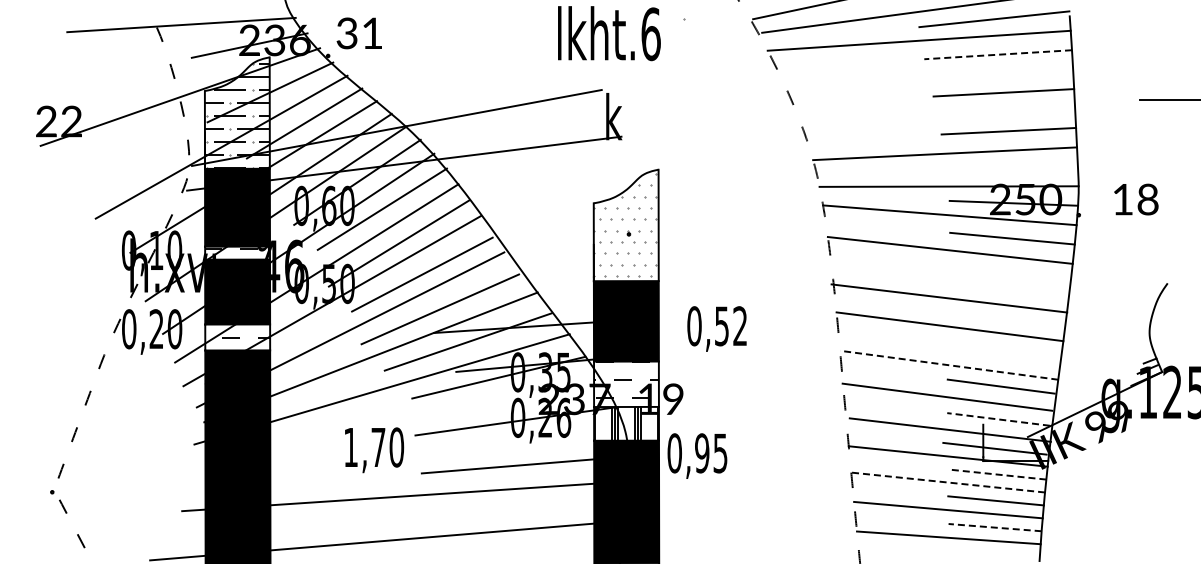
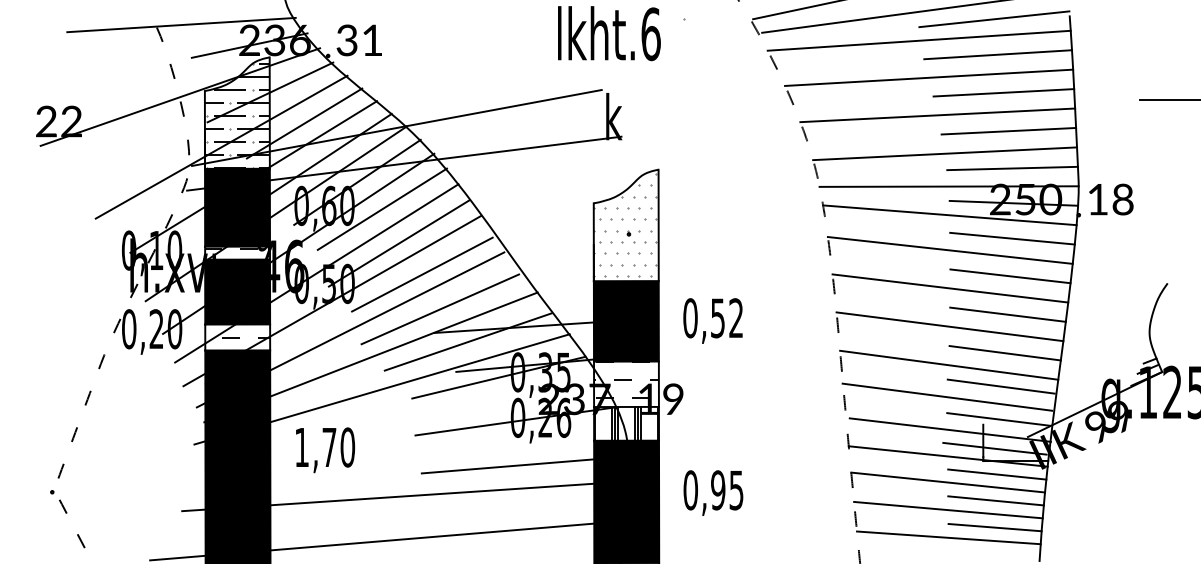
text position: (358, 33) -> (358, 40) (358, 40)
line: dashed -> solid (998, 54)
line: none -> present (929, 77)
line: none -> present (937, 115)
line: none -> present (1012, 168)
text position: (1136, 199) -> (1111, 199) (1111, 199)
line: none -> present (1010, 276)
line position: (949, 298) -> (950, 288) (950, 288)
line: none -> present (1007, 314)
text position: (716, 328) -> (712, 320) (712, 320)
line: none -> present (1004, 353)
line: dashed -> solid (948, 365)
line: dashed -> solid (998, 419)
text position: (374, 450) -> (325, 450) (325, 450)
text position: (697, 455) -> (713, 492) (713, 492)
line: dashed -> solid (996, 474)
line: dashed -> solid (947, 482)
line: dashed -> solid (995, 527)
